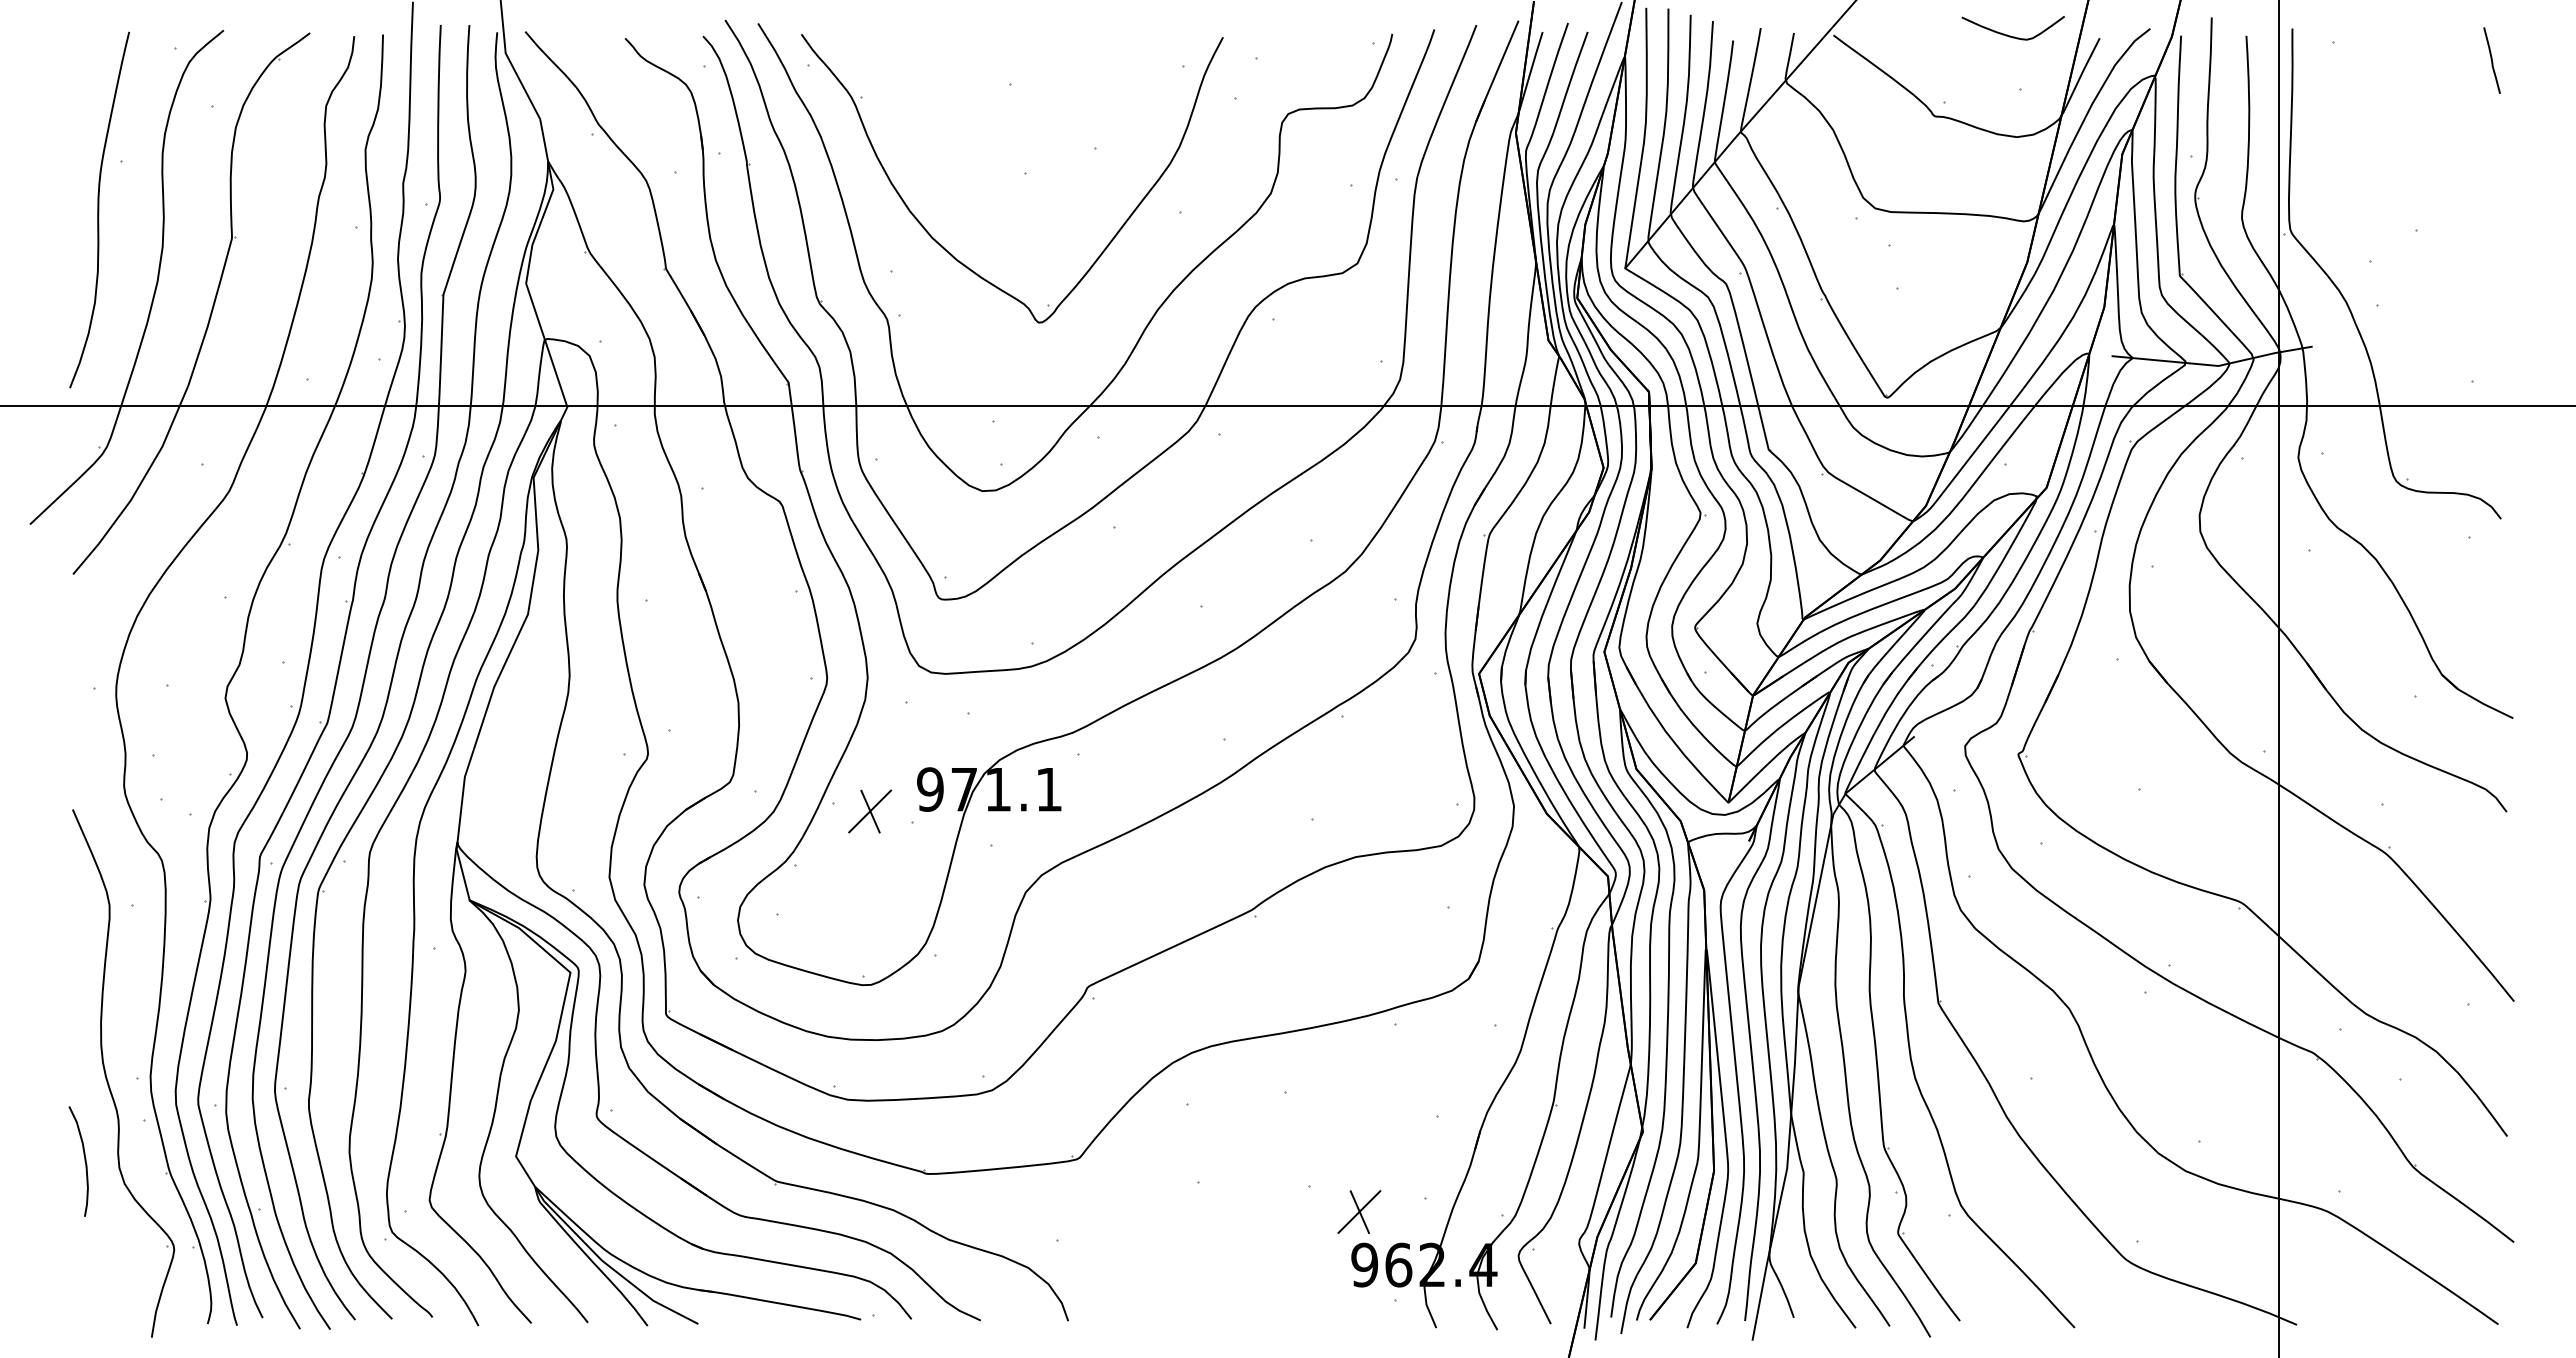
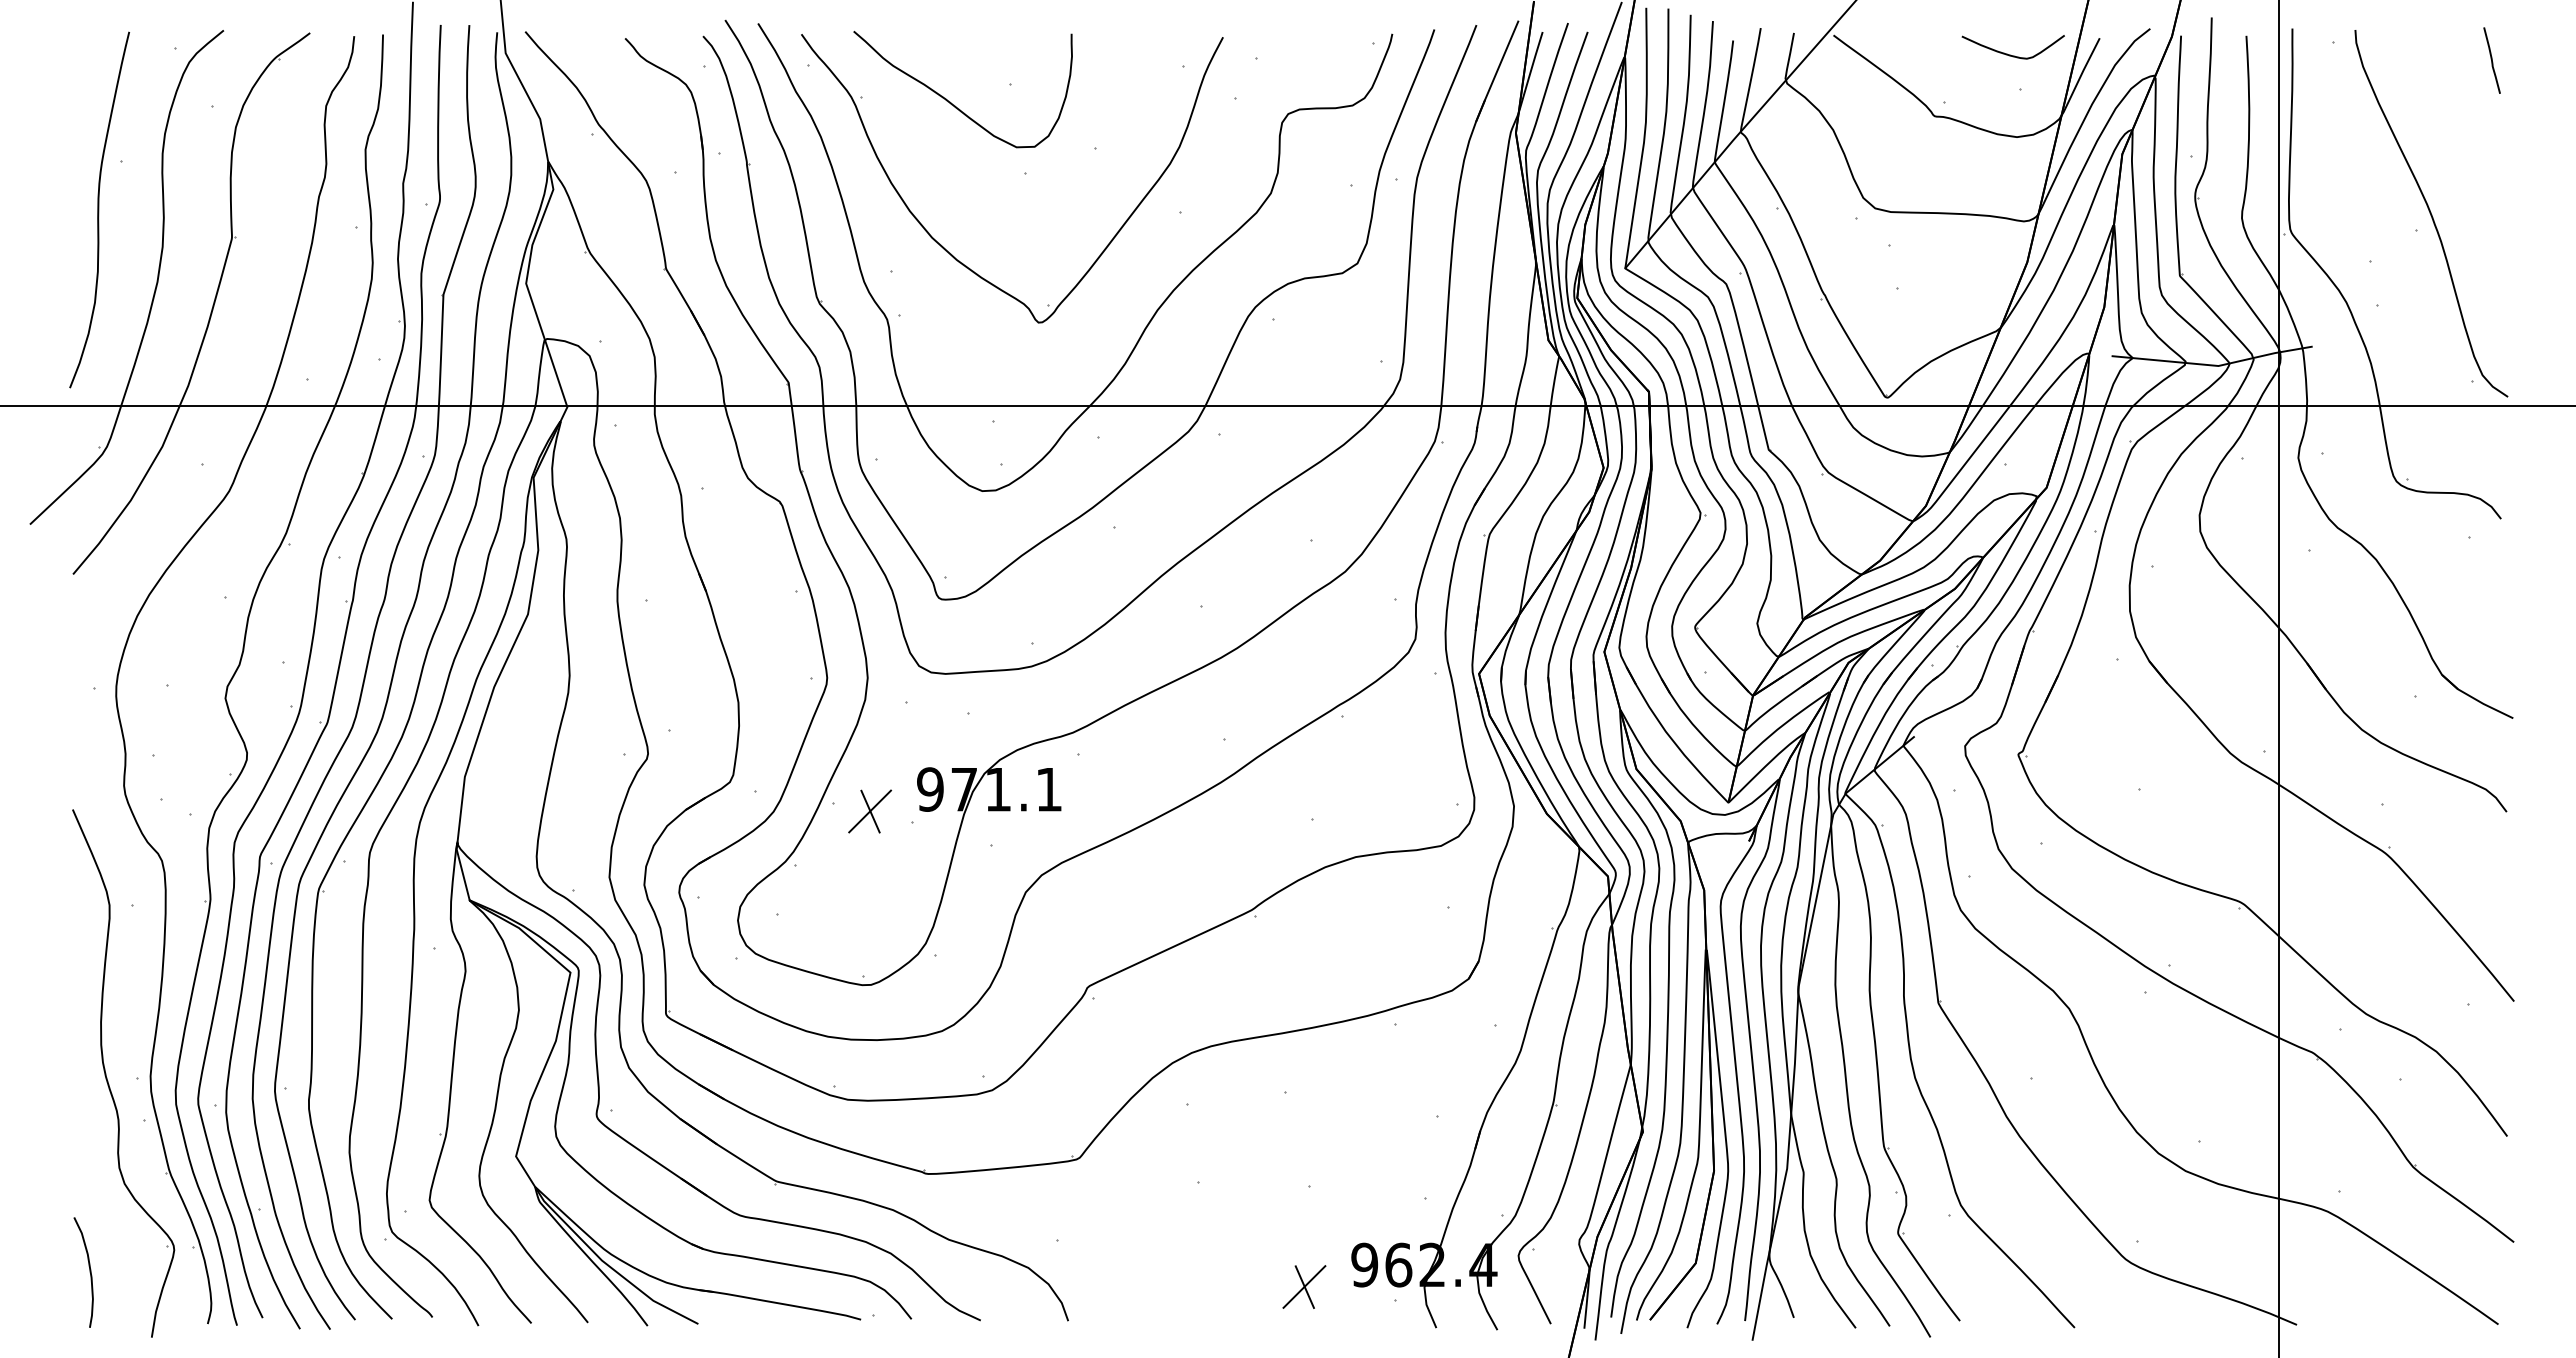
curve position: (2010, 35) -> (2010, 54) (2010, 54)
curve: none -> present (950, 101)
curve: none -> present (2431, 213)
curve position: (84, 1161) -> (89, 1272) (89, 1272)
part position: (1359, 1211) -> (1304, 1286) (1304, 1286)
